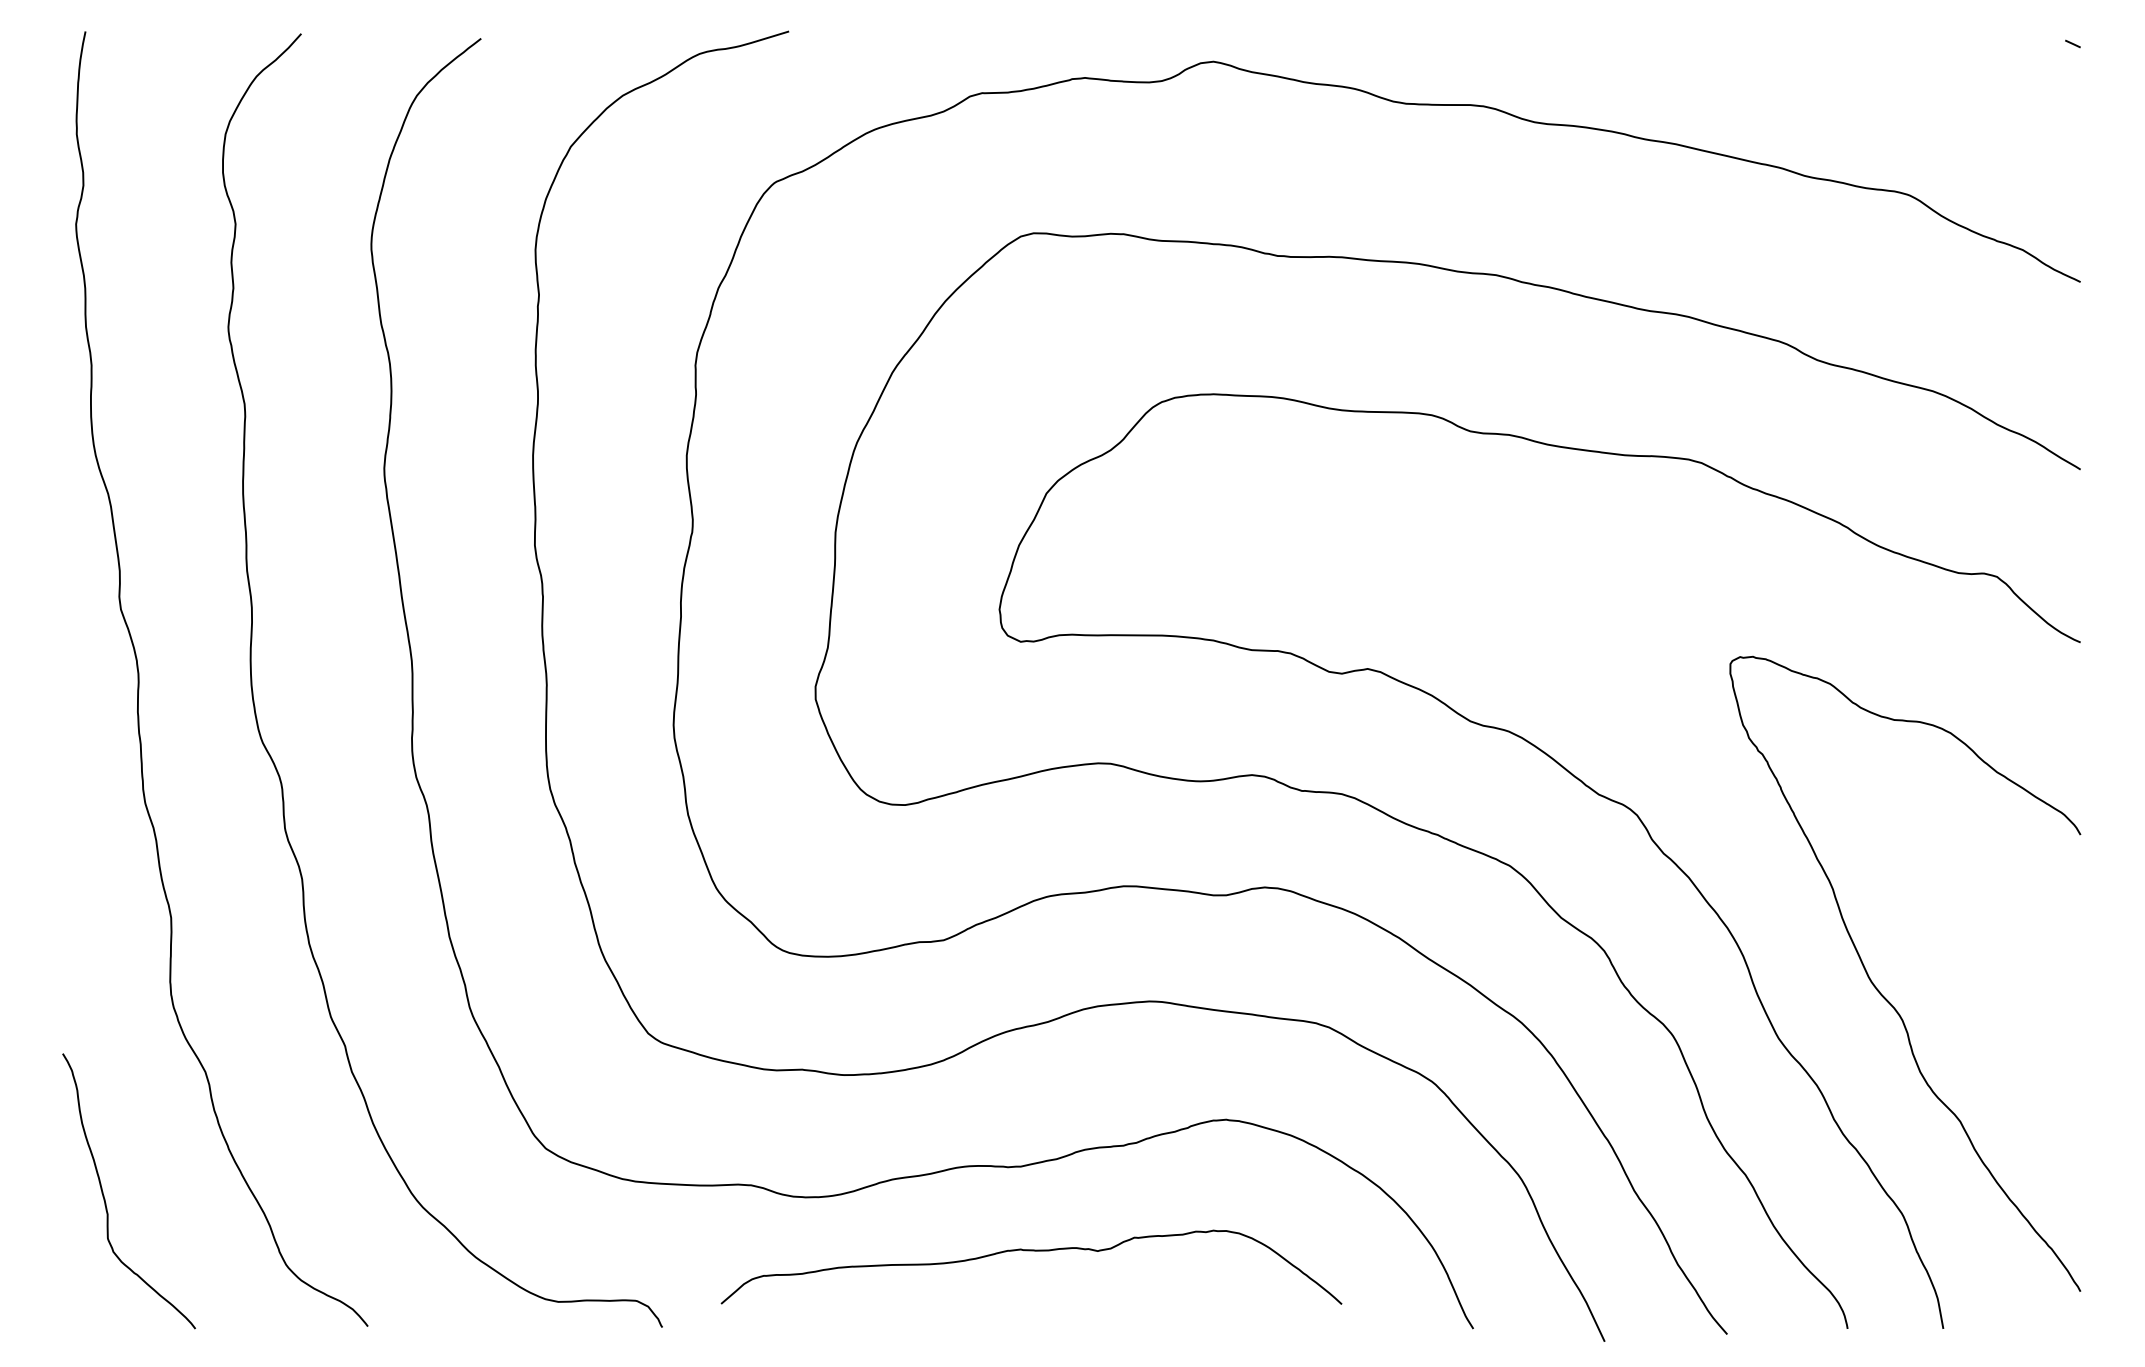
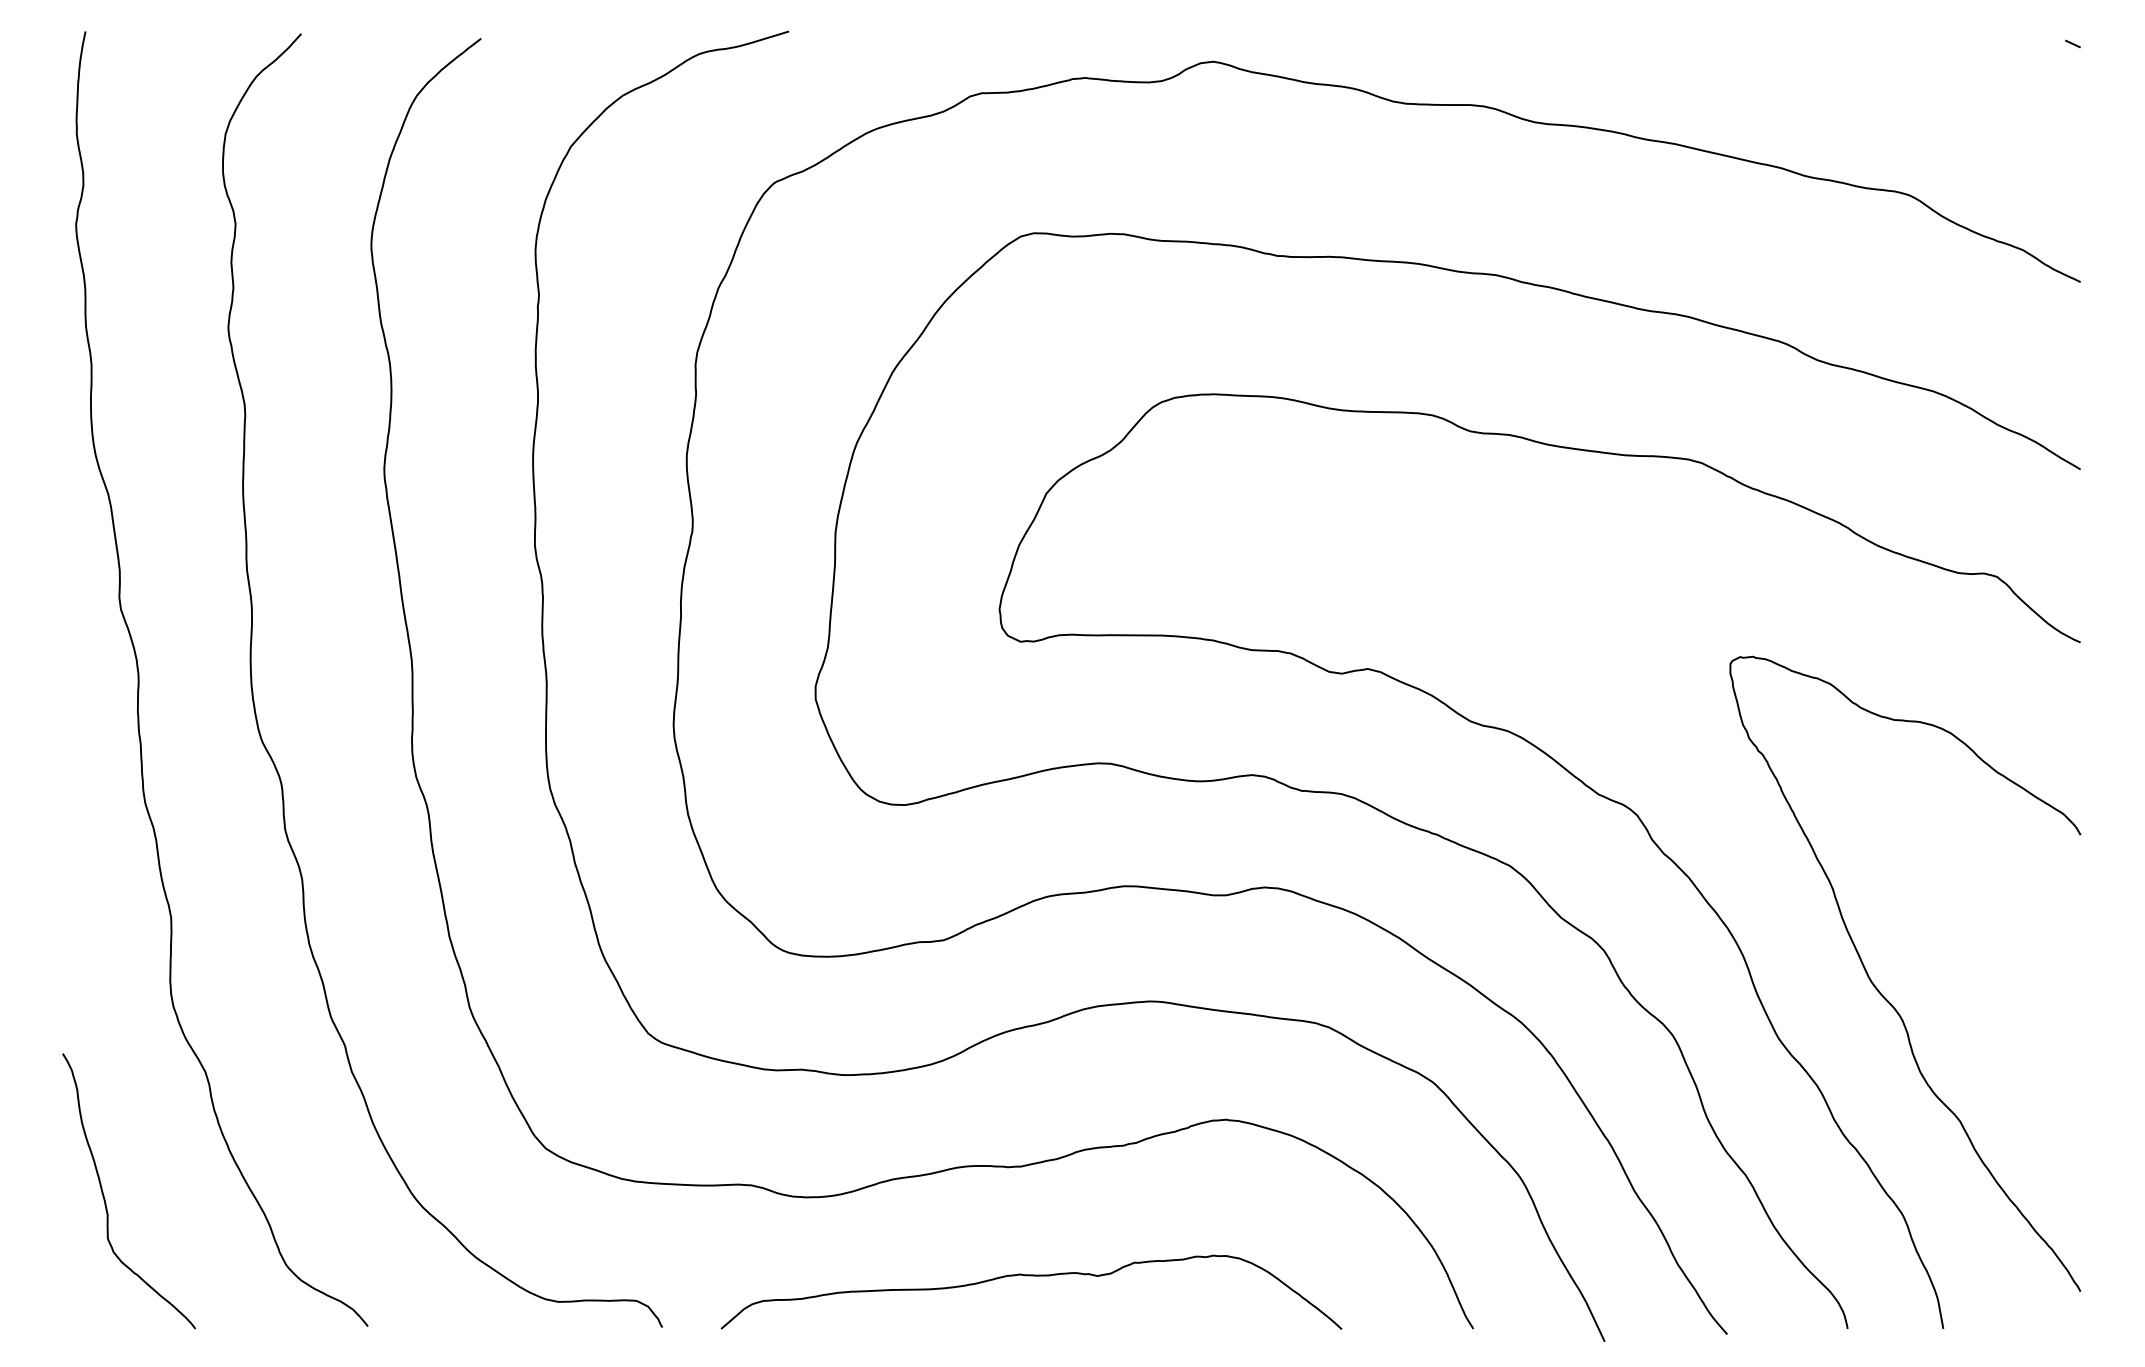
curve position: (1031, 1251) -> (1031, 1276) (1031, 1276)
